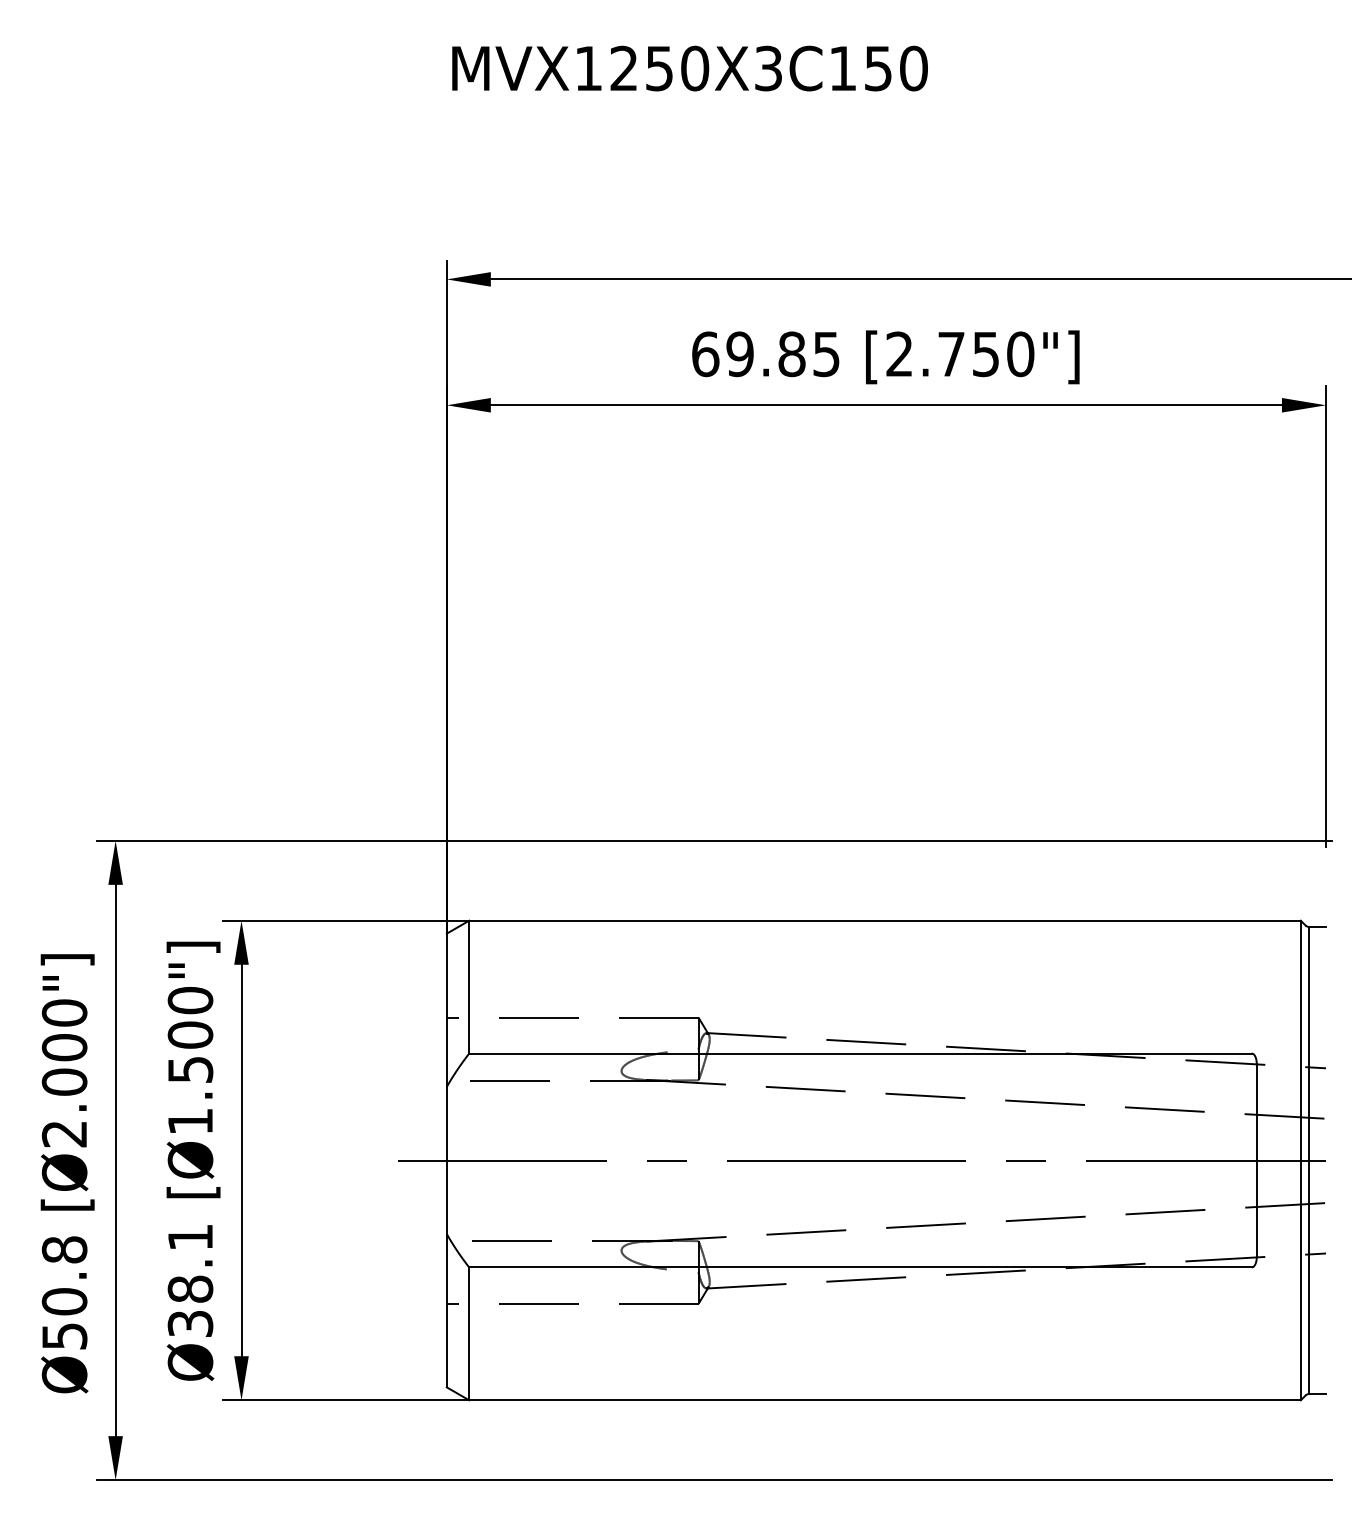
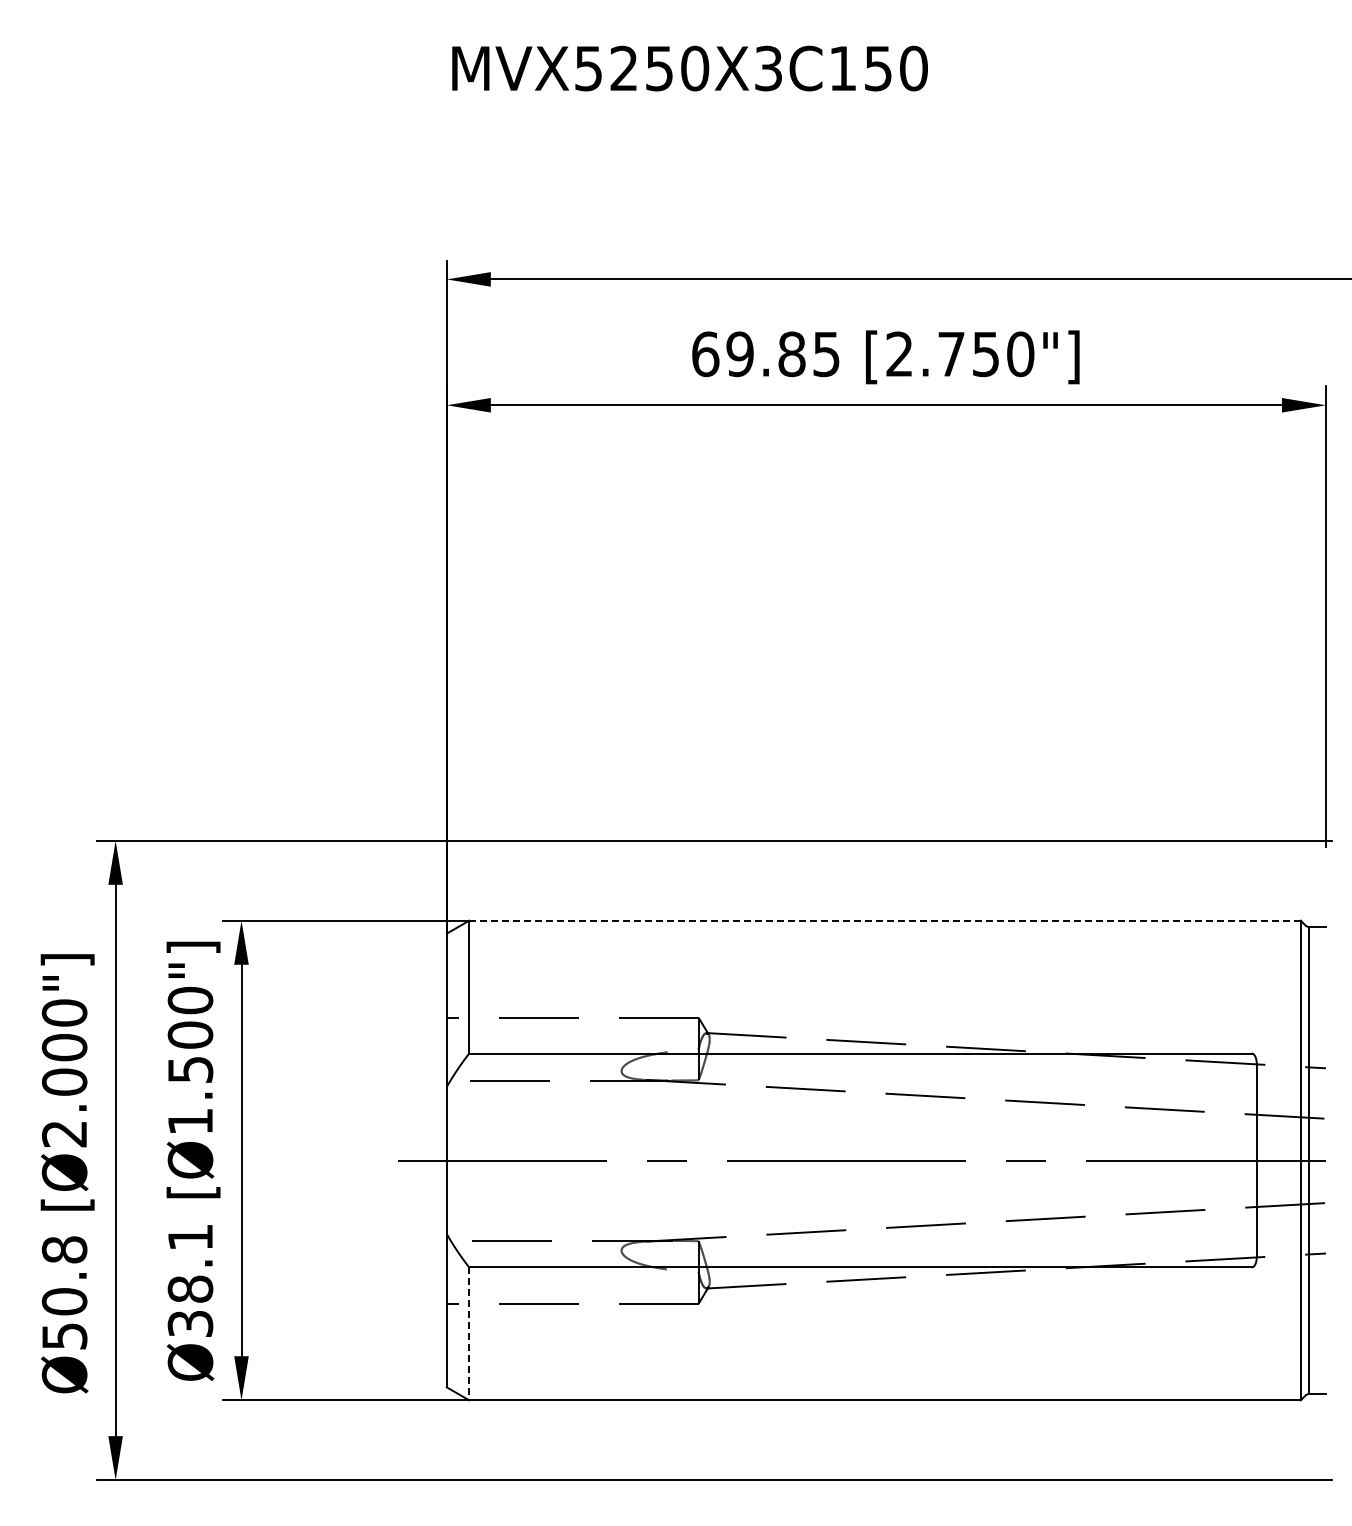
text: MVX1250X3C150 -> MVX5250X3C150 (588, 68)
line: solid -> dashed (885, 920)
line: solid -> dashed (469, 1334)
